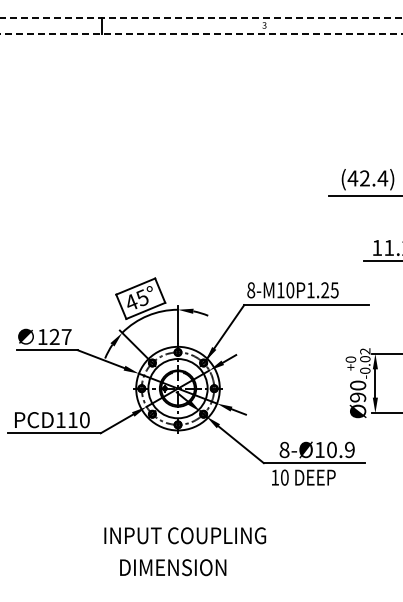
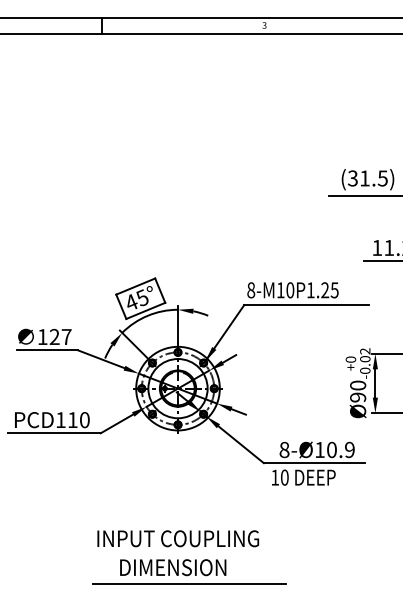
line: dashed -> solid (201, 18)
line: dashed -> solid (201, 34)
text: (42.4) -> (31.5) (367, 178)
text position: (185, 535) -> (178, 538) (178, 538)
line: none -> present (189, 583)
